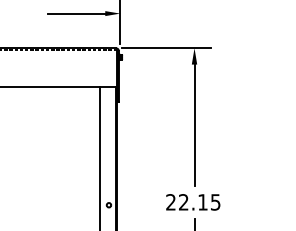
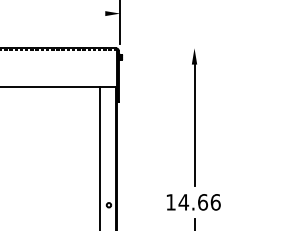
line: present -> none (76, 13)
line: present -> none (165, 48)
text: 22.15 -> 14.66 (193, 202)
